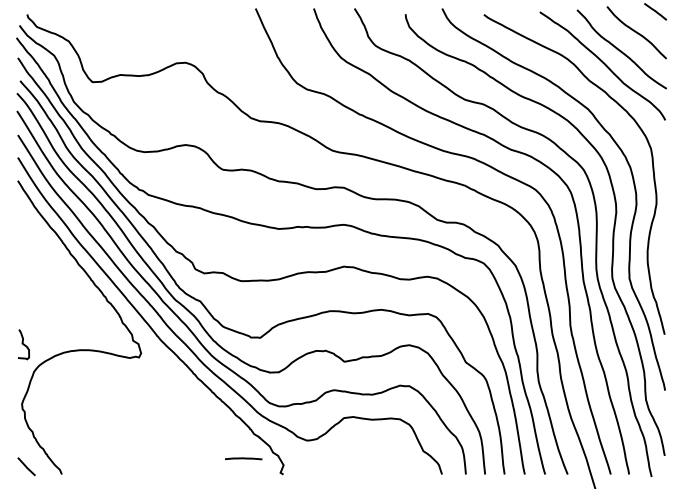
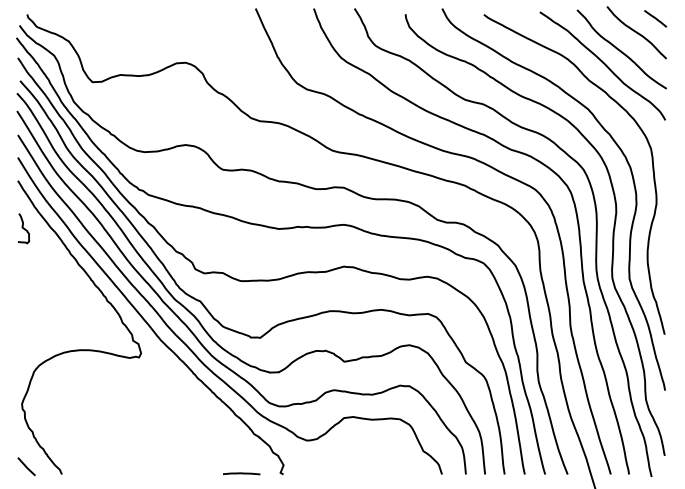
line position: (655, 11) -> (655, 18) (655, 18)
curve position: (23, 344) -> (23, 228) (23, 228)
line position: (243, 458) -> (241, 473) (241, 473)
